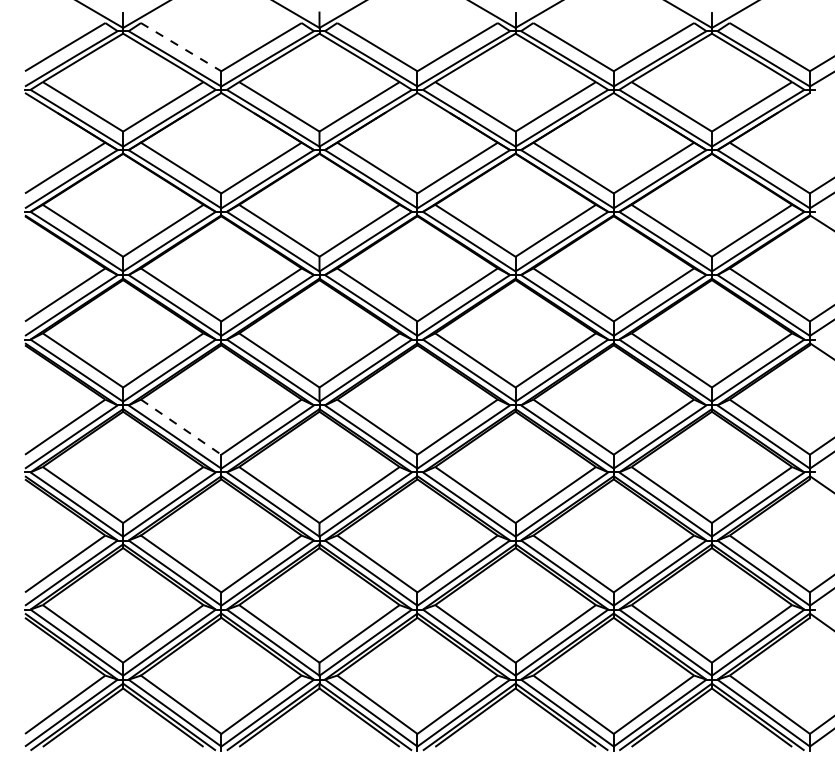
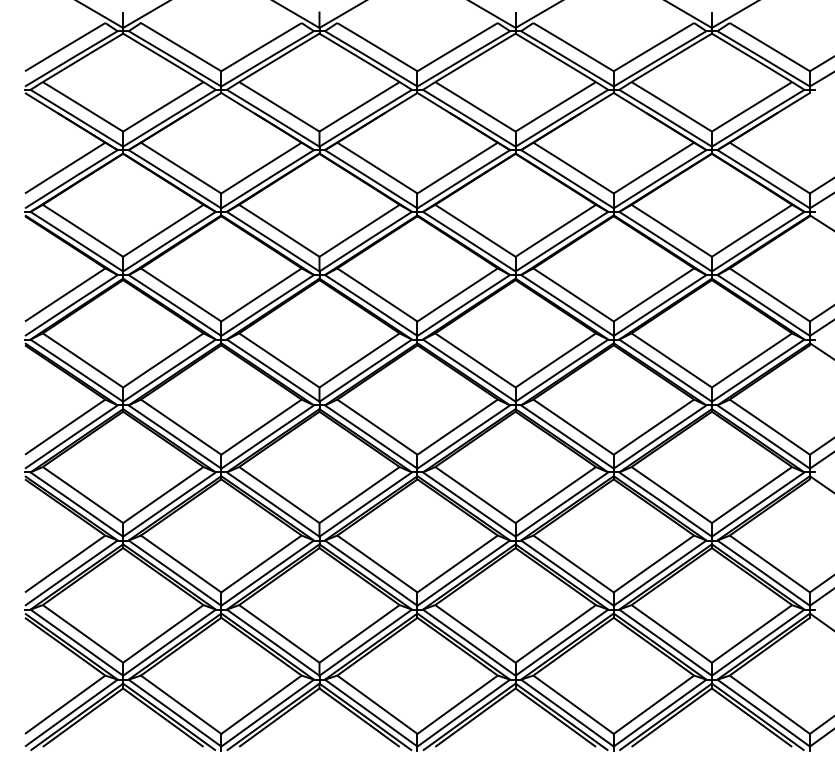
line: dashed -> solid (181, 47)
line: dashed -> solid (181, 427)
